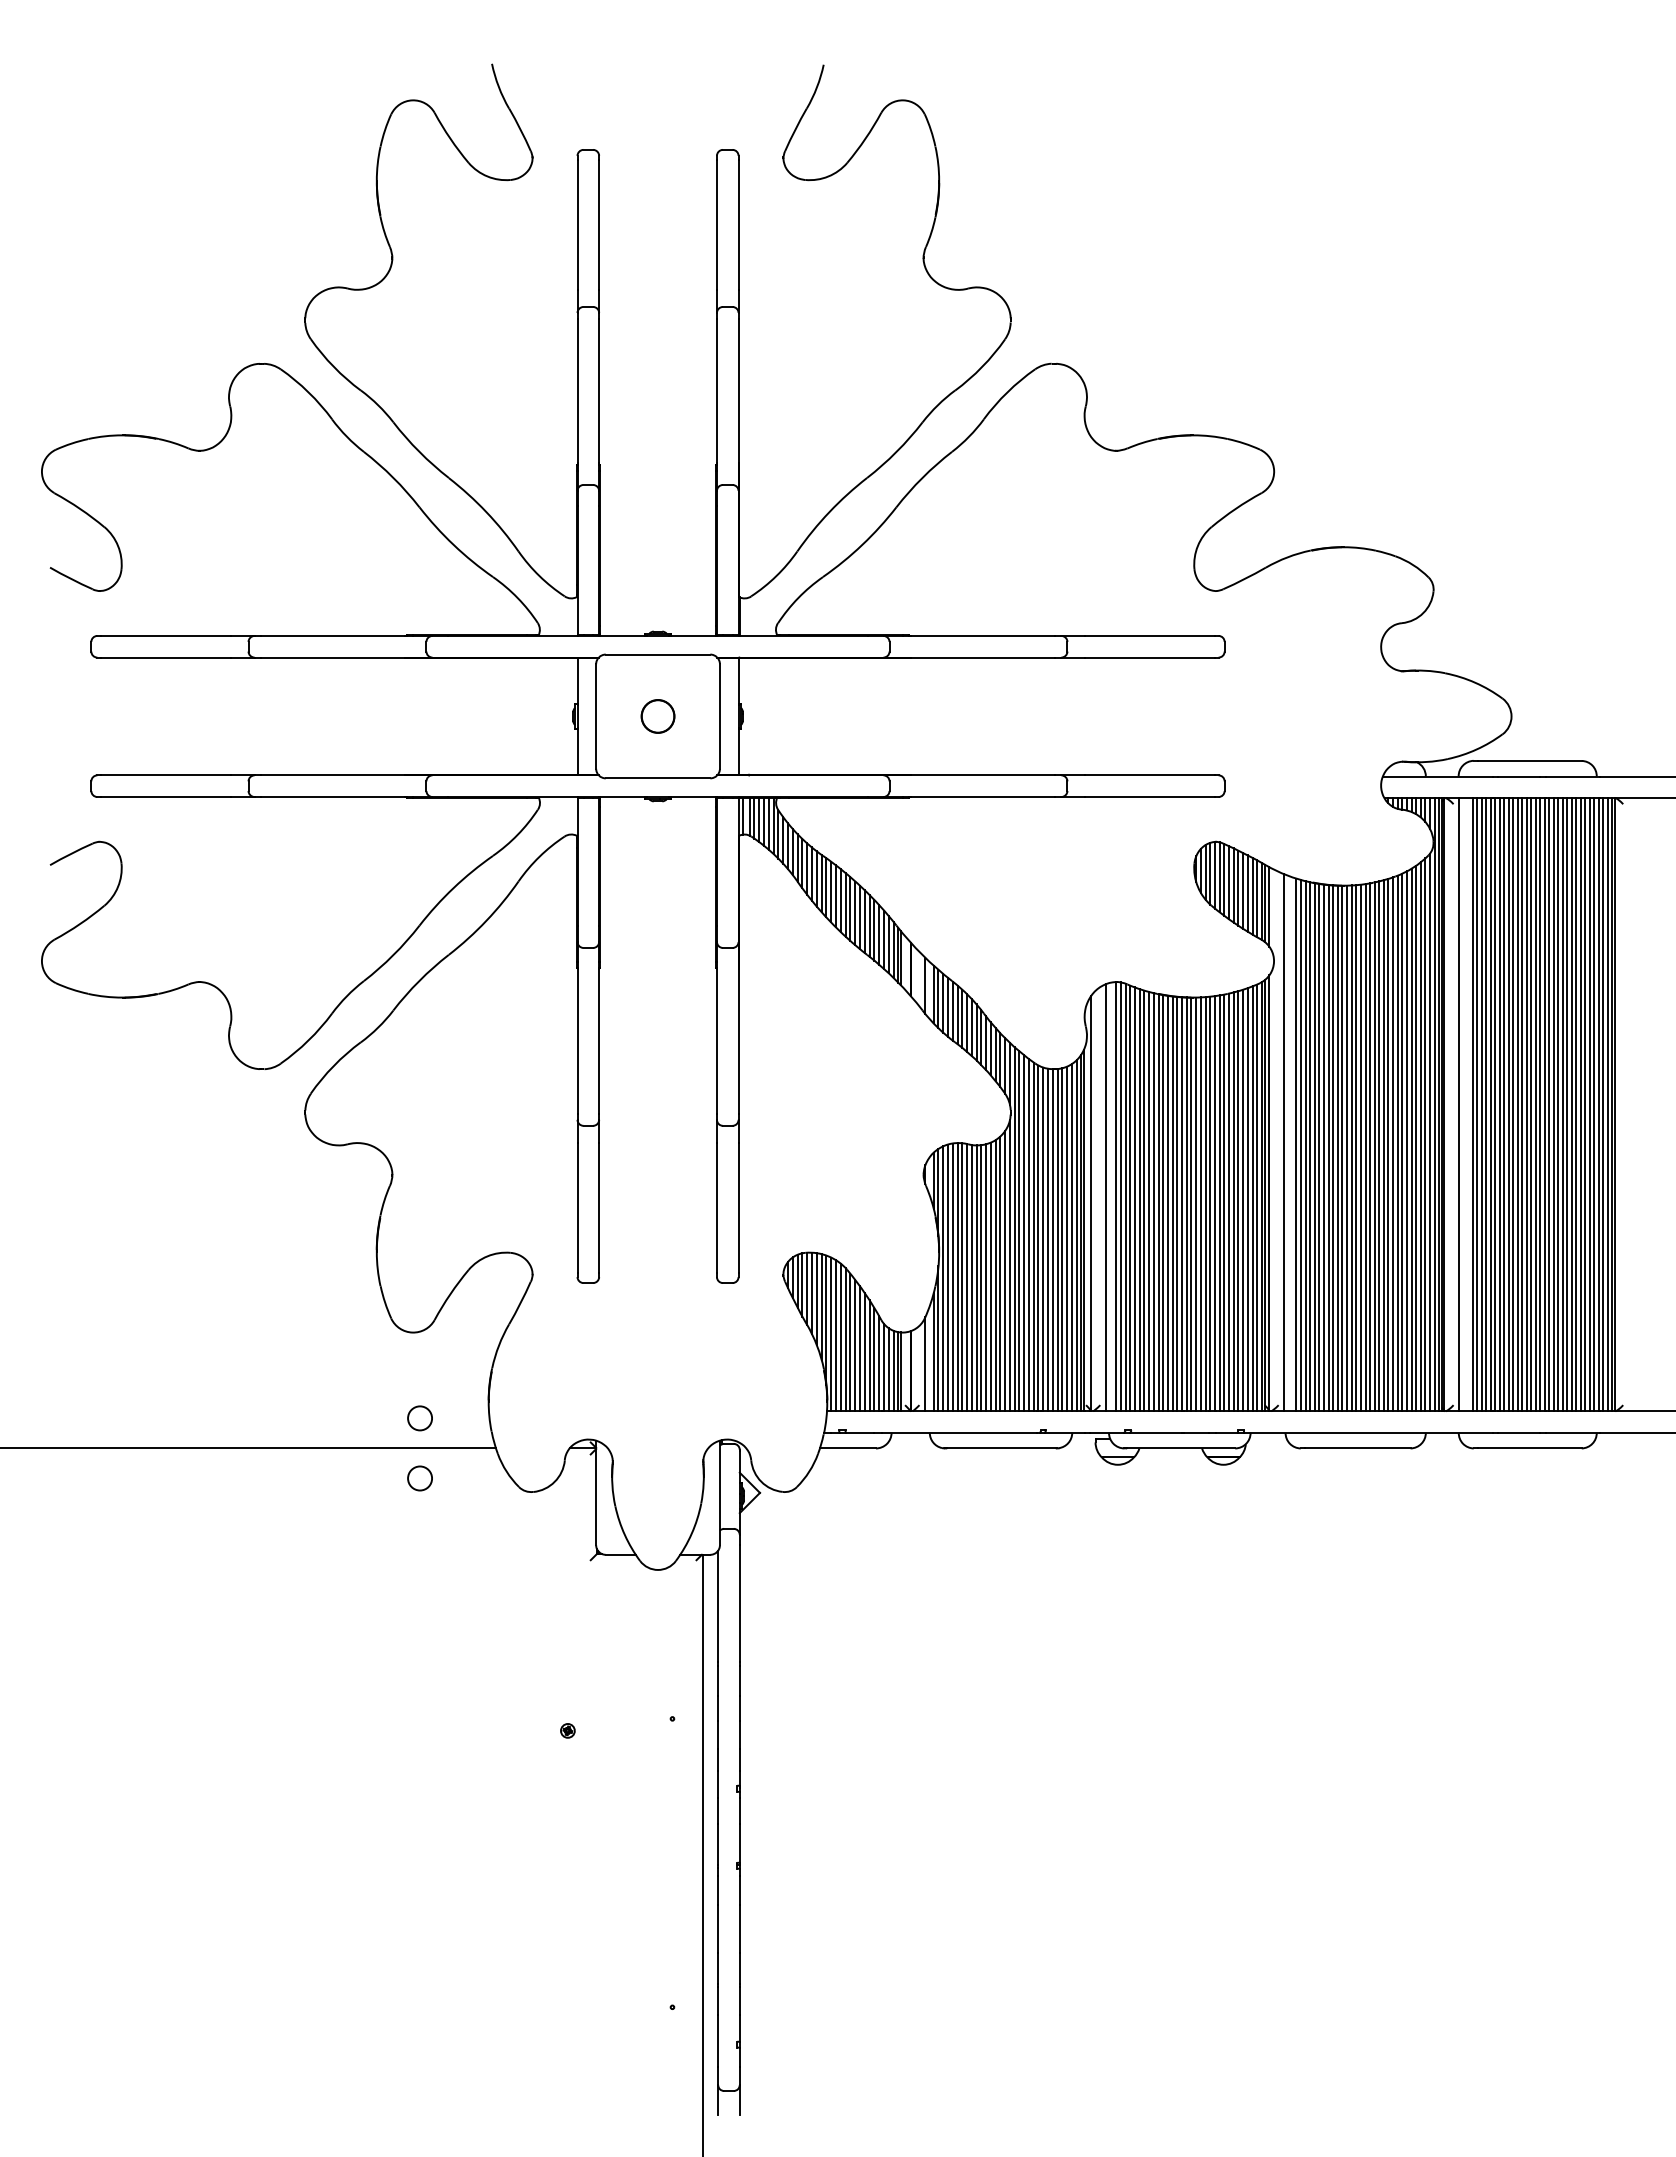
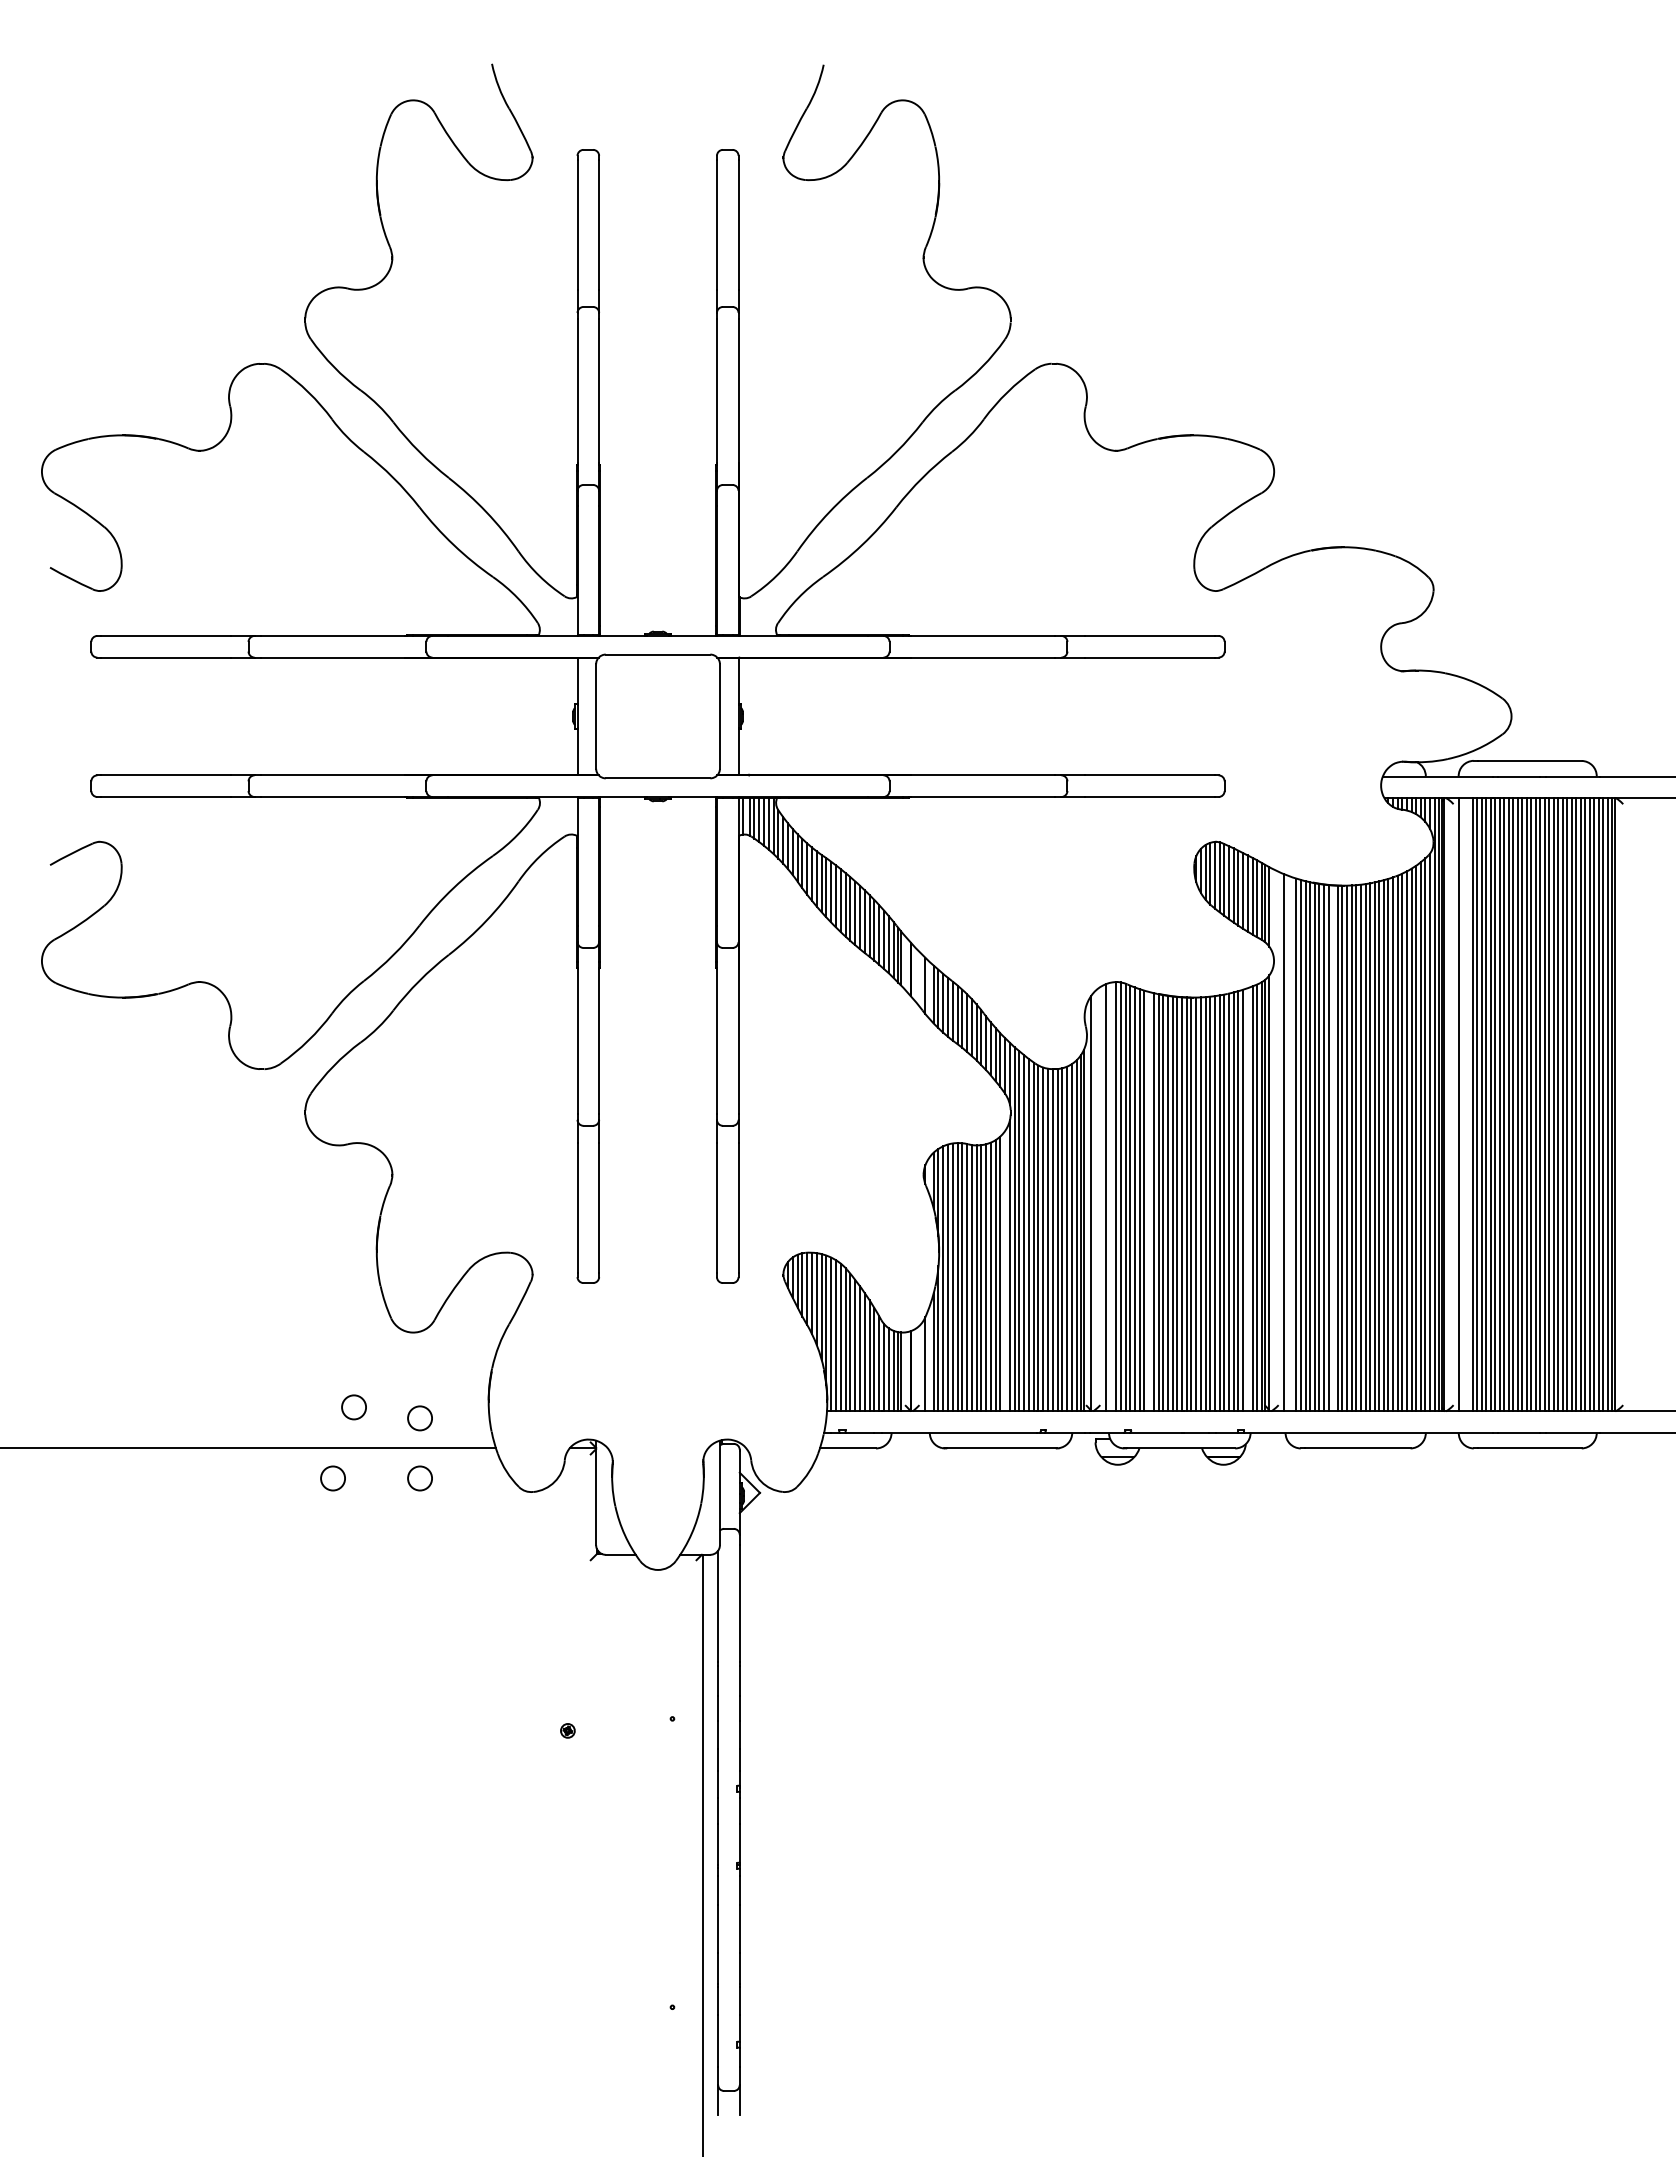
part: present -> none (657, 716)
line: present -> none (1333, 1148)
line: present -> none (1247, 1199)
line: present -> none (1149, 1201)
line: present -> none (1005, 1271)
circle: none -> present (353, 1407)
circle: none -> present (332, 1478)
